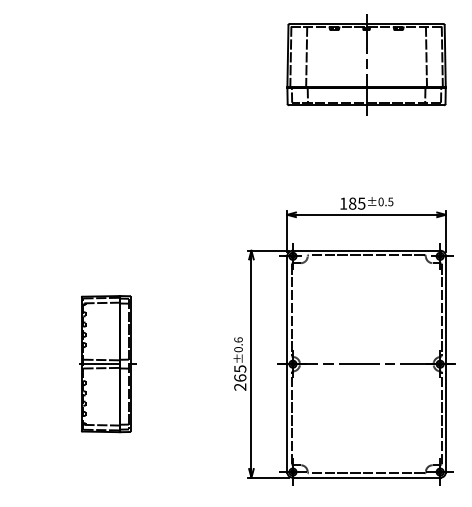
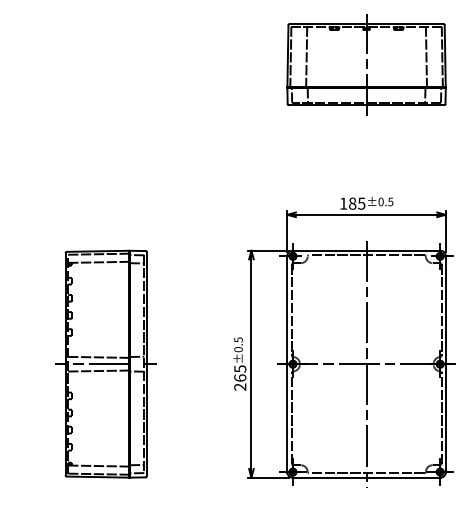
text: ±0.6 -> ±0.5 (238, 339)
line: none -> present (366, 363)
part size: 58x139 px -> 102x230 px (105, 363)
